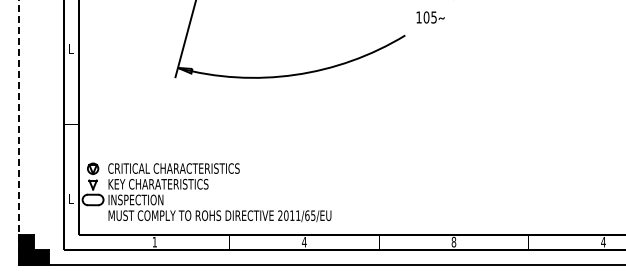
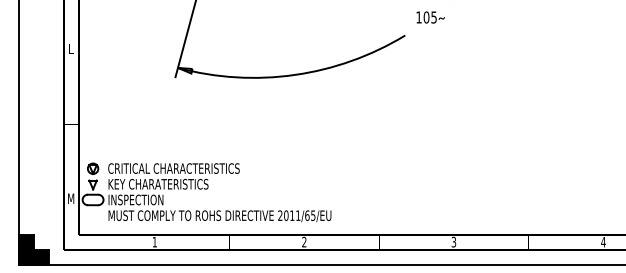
line: dashed -> solid (18, 132)
text: L -> M (71, 198)
text: 4 -> 2 (304, 241)
text: 8 -> 3 (453, 242)
